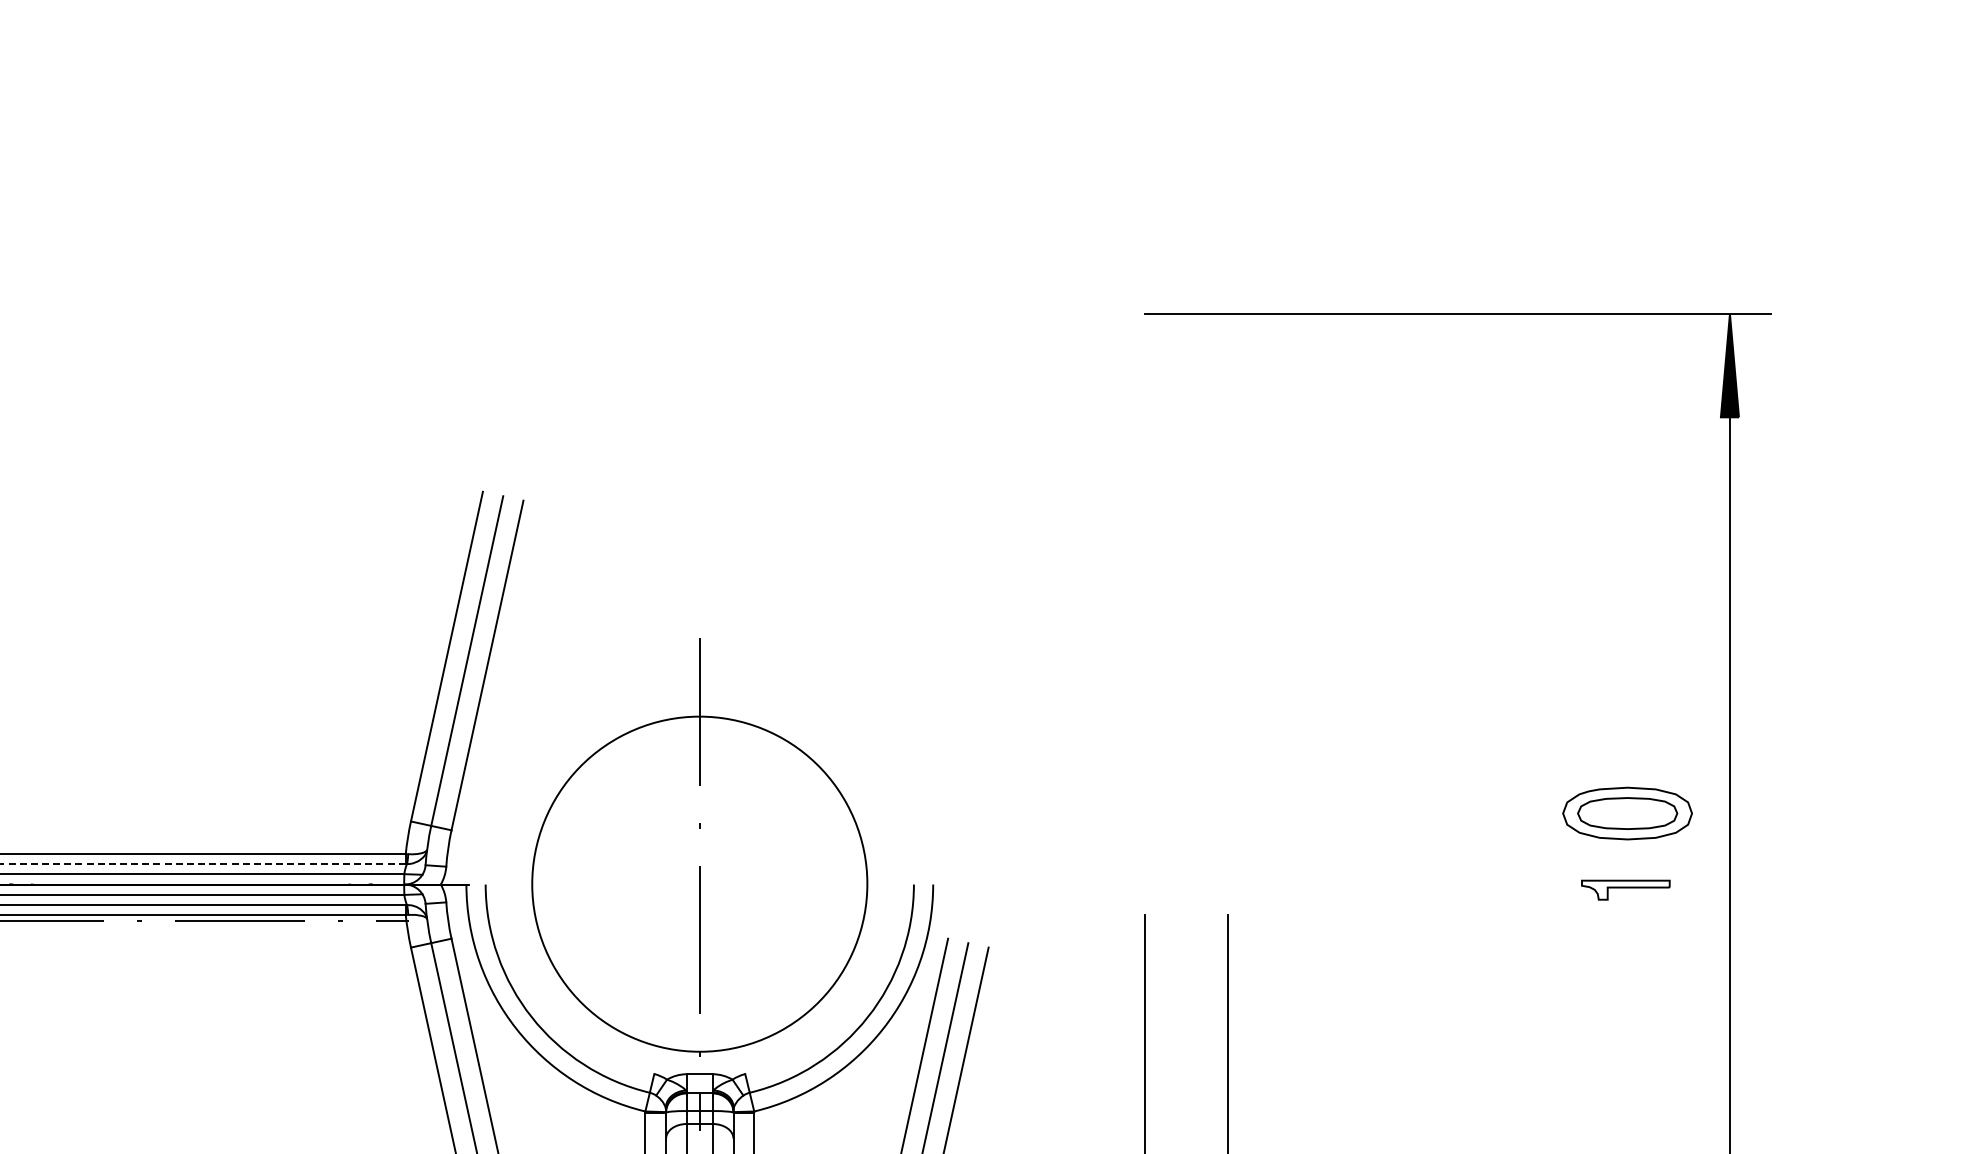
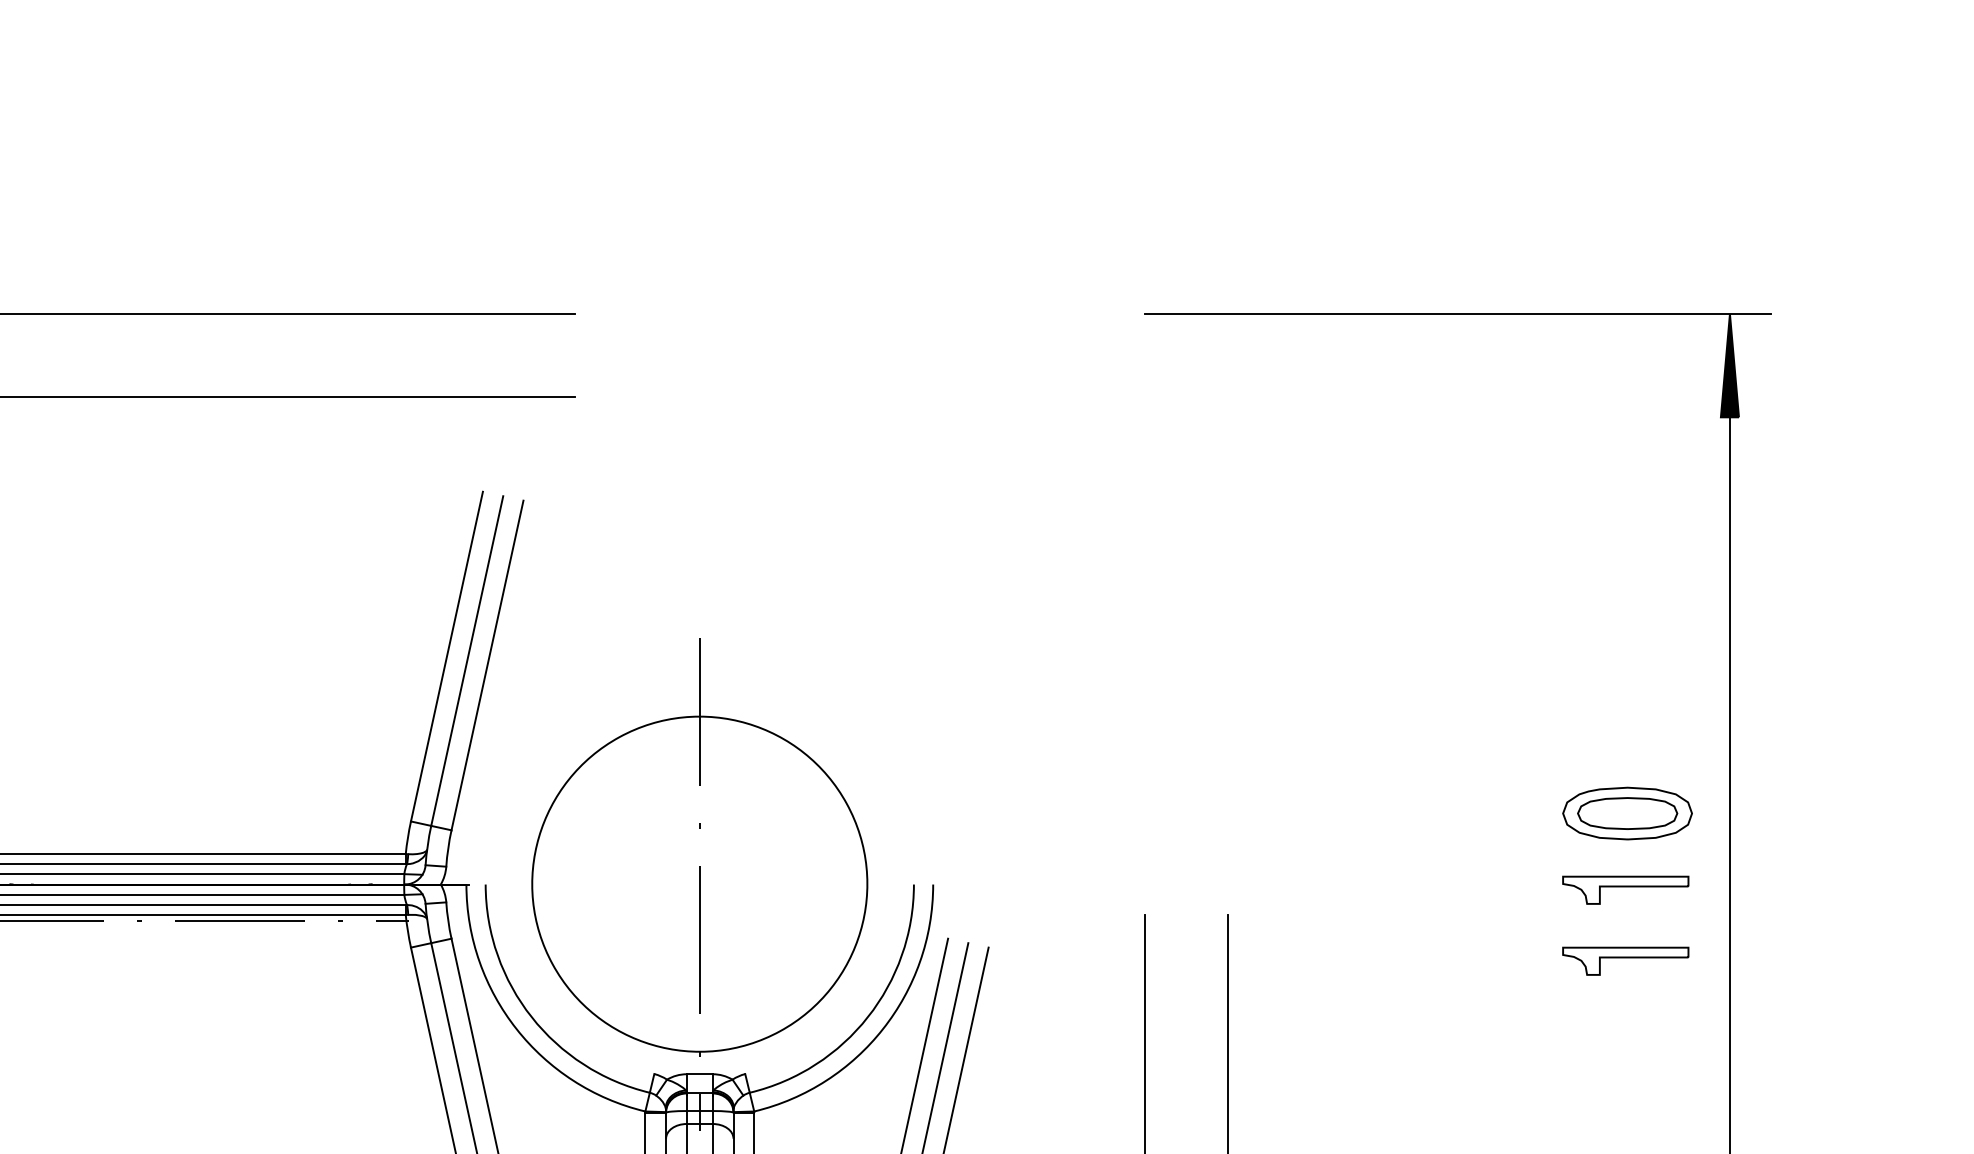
line: none -> present (288, 314)
line: none -> present (288, 397)
line: dashed -> solid (203, 864)
part size: 90x22 px -> 128x30 px (1625, 889)
part: none -> present (1625, 960)
